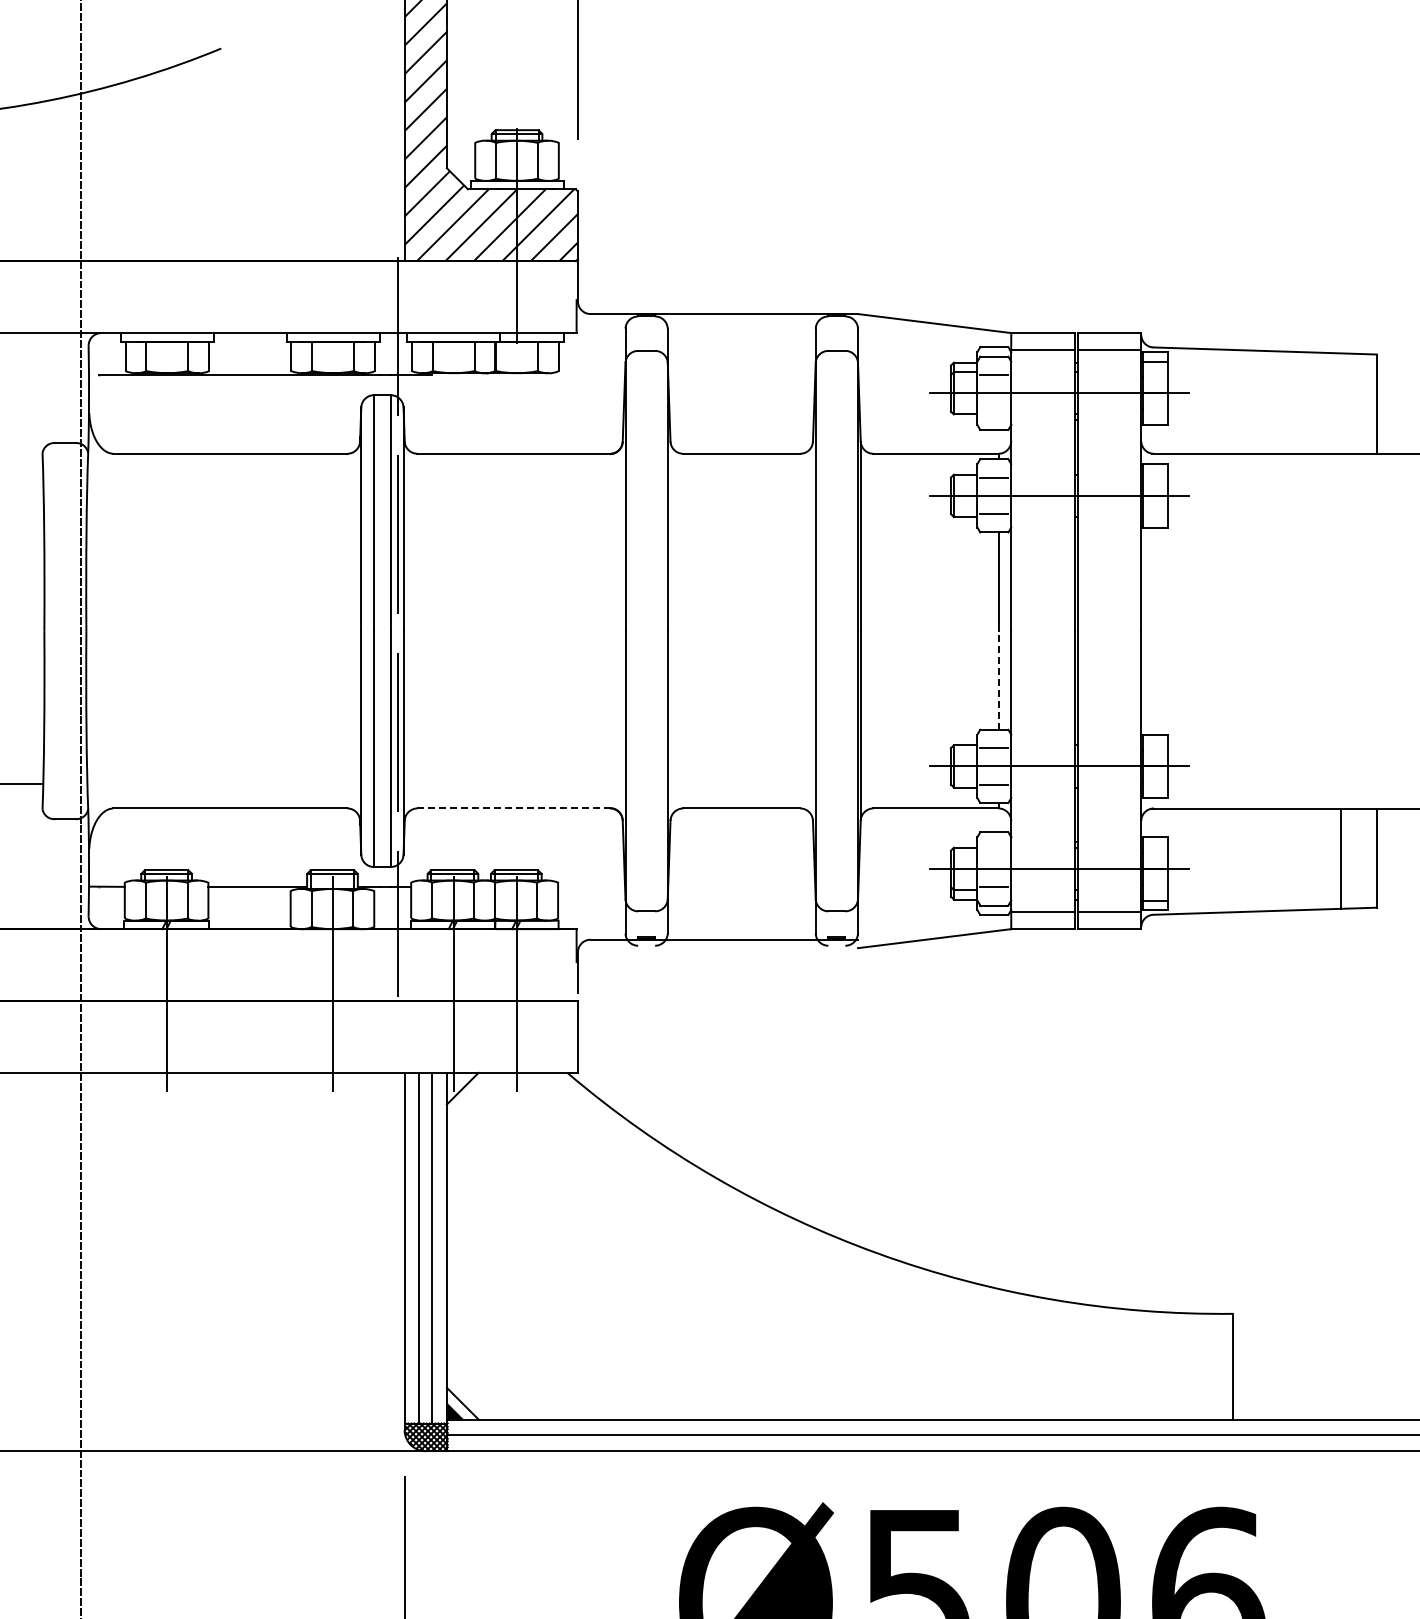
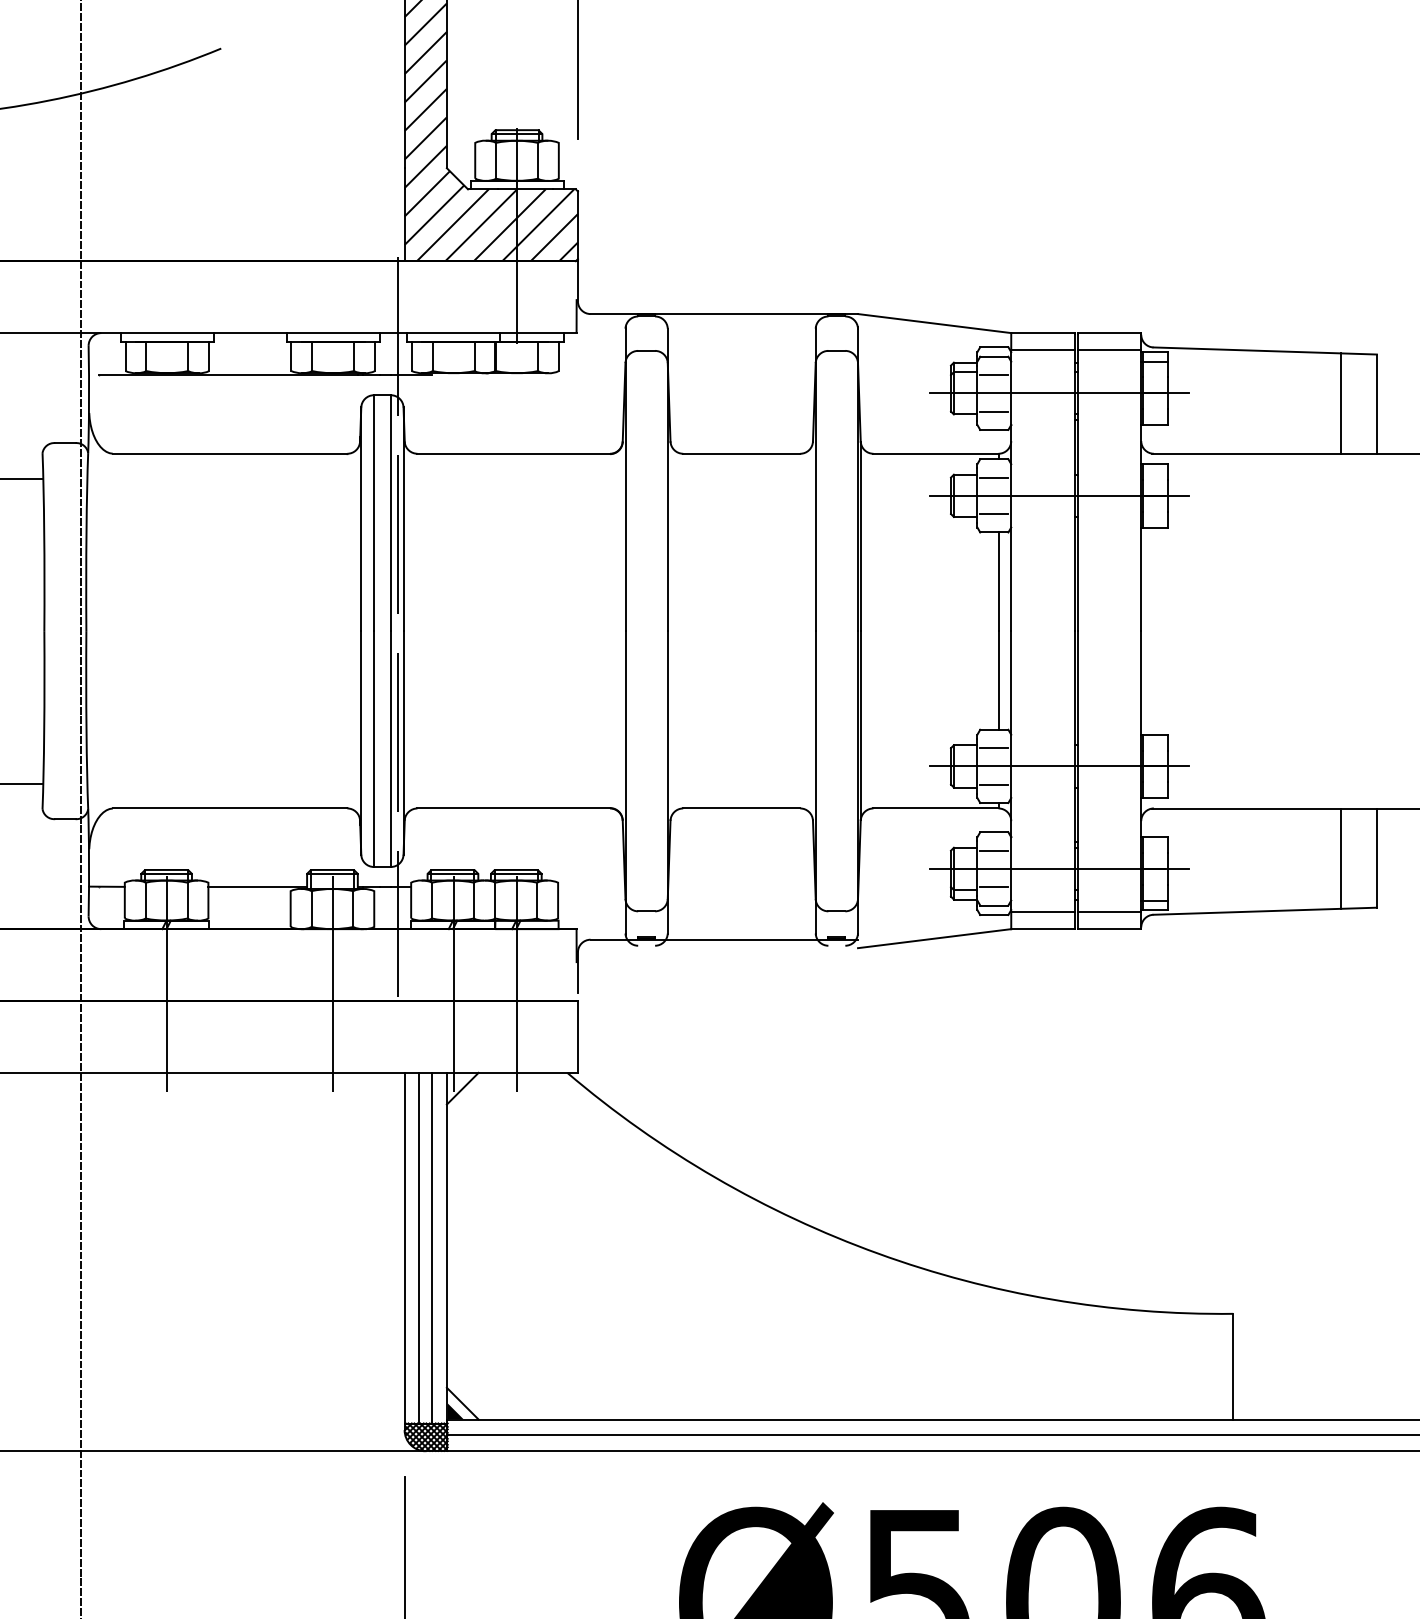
line: none -> present (1340, 403)
line: none -> present (994, 411)
line: none -> present (22, 478)
line: dashed -> solid (998, 679)
line: dashed -> solid (514, 808)
line: none -> present (994, 850)
